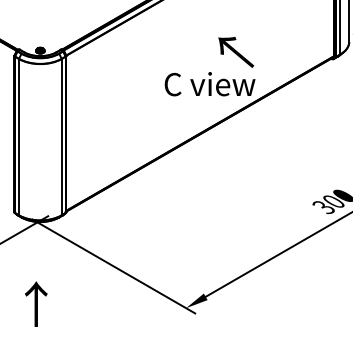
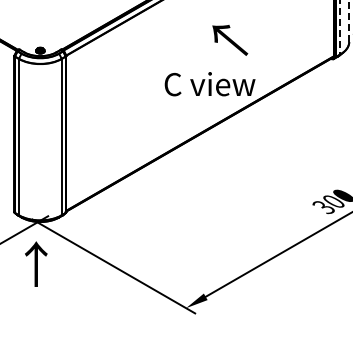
line: solid -> dashed (349, 21)
line: solid -> dashed (340, 27)
text position: (236, 52) -> (230, 40) (230, 40)
text position: (36, 303) -> (36, 263) (36, 263)
